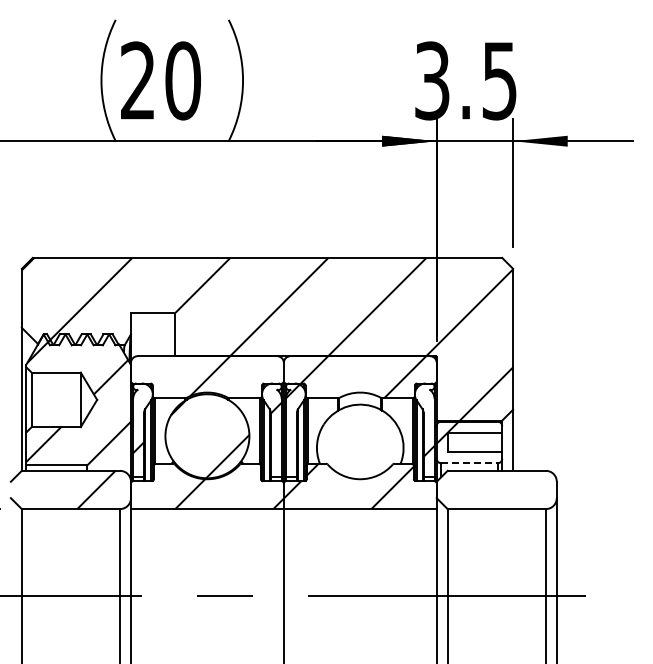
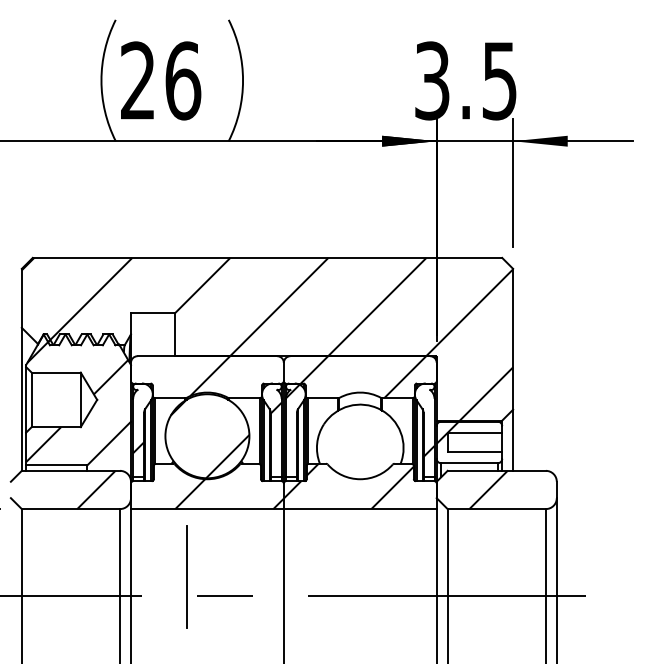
text: 20 -> 26 (183, 80)
line: dashed -> solid (469, 463)
hatch: none -> present (488, 489)
line: none -> present (186, 576)
